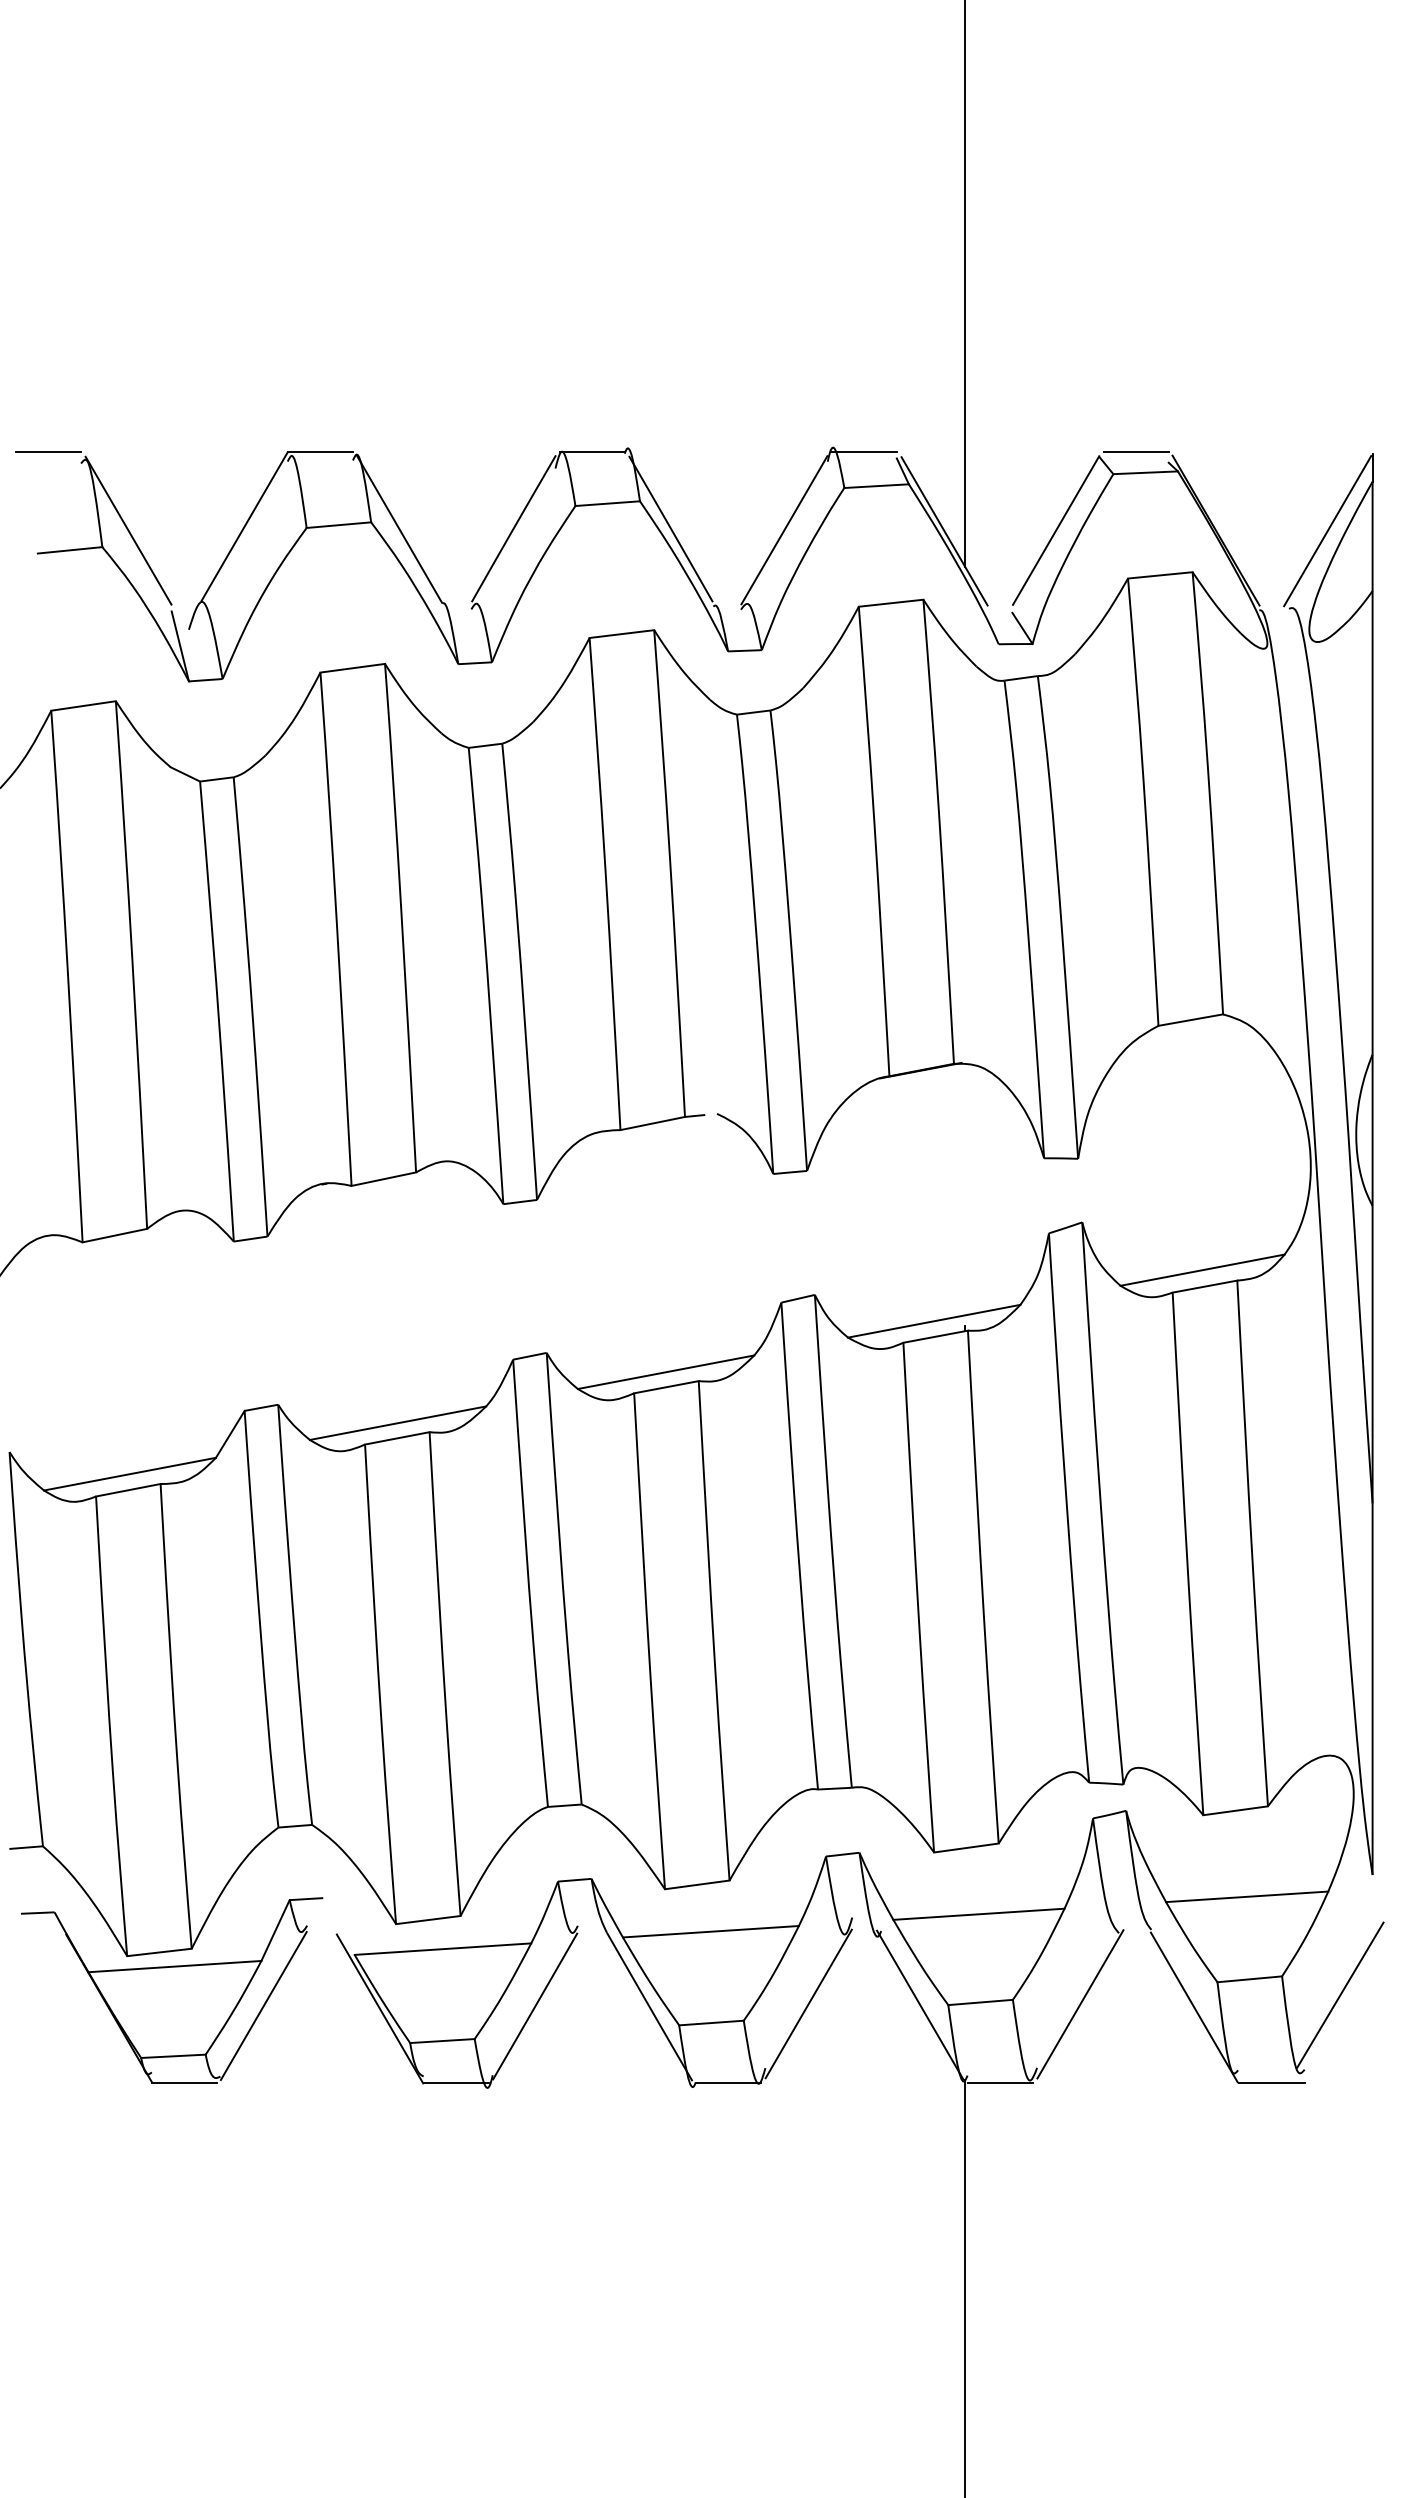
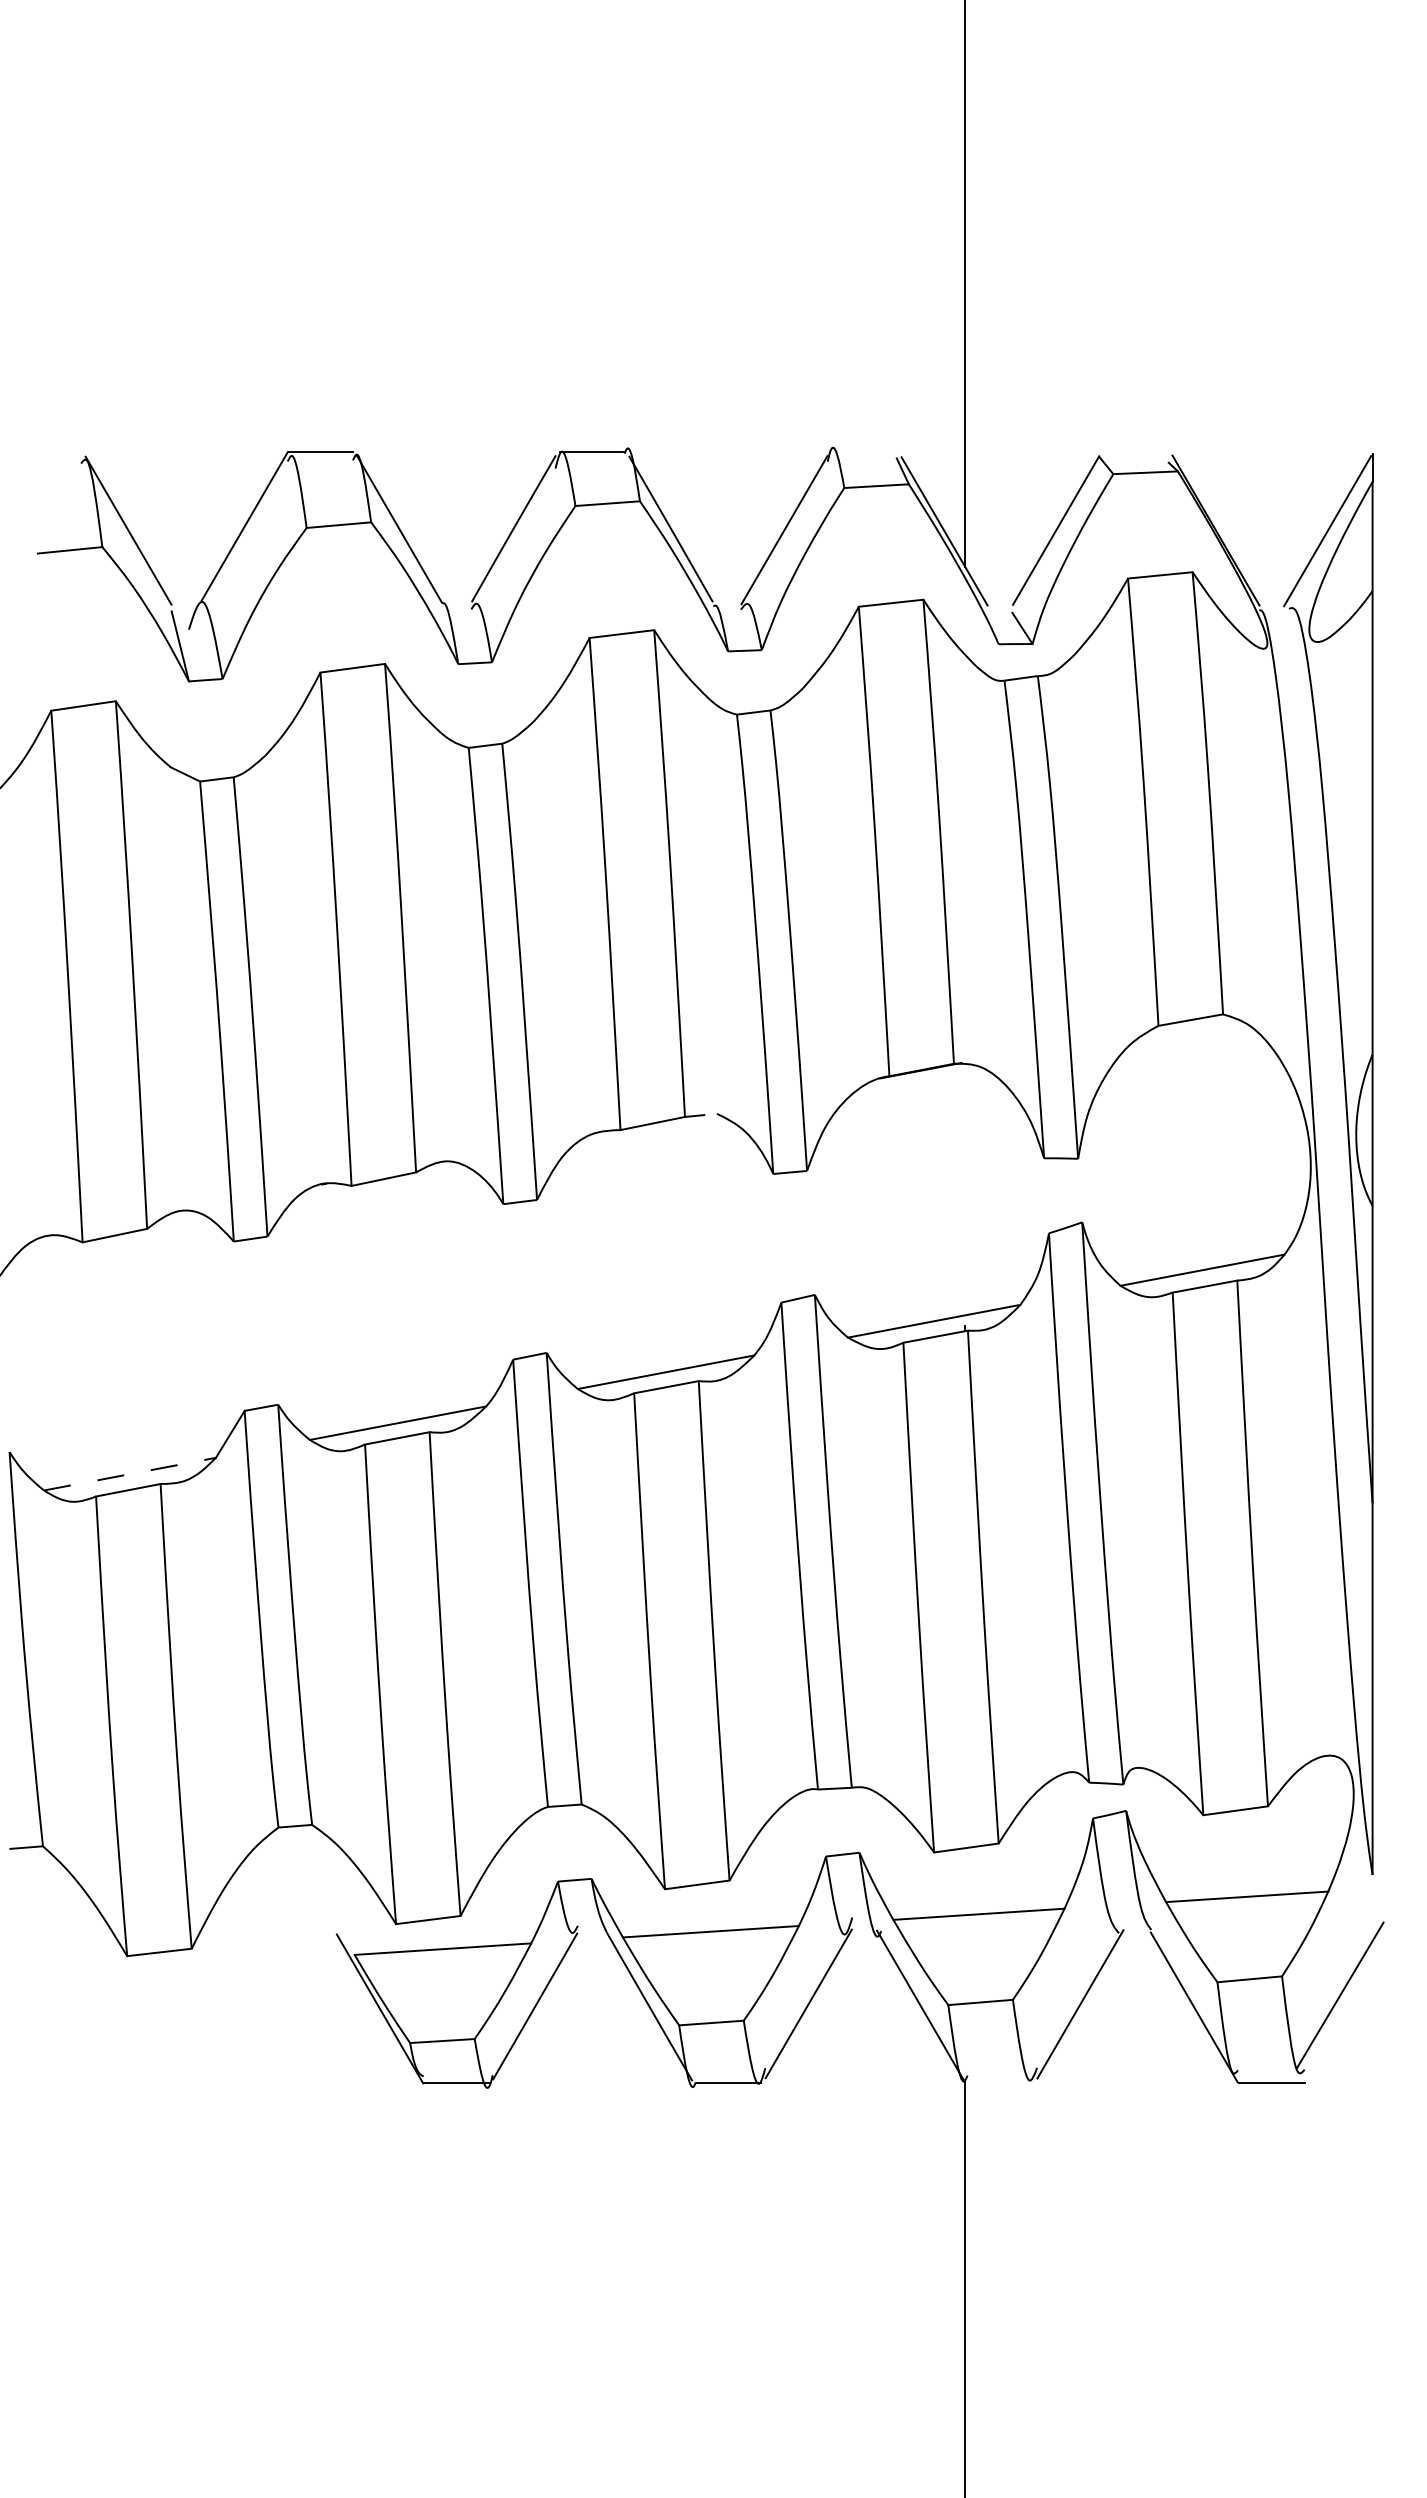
line: present -> none (48, 452)
line: present -> none (863, 452)
line: present -> none (1135, 452)
line: solid -> dashed (130, 1474)
part: present -> none (172, 1990)
line: present -> none (999, 2083)
